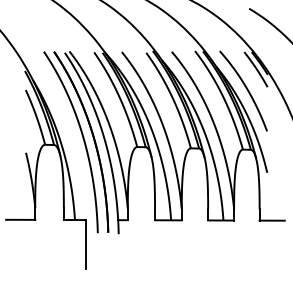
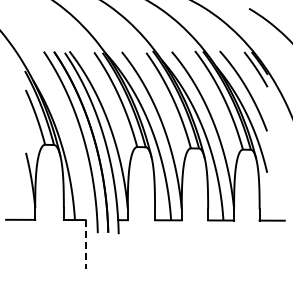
line: solid -> dashed (85, 244)
